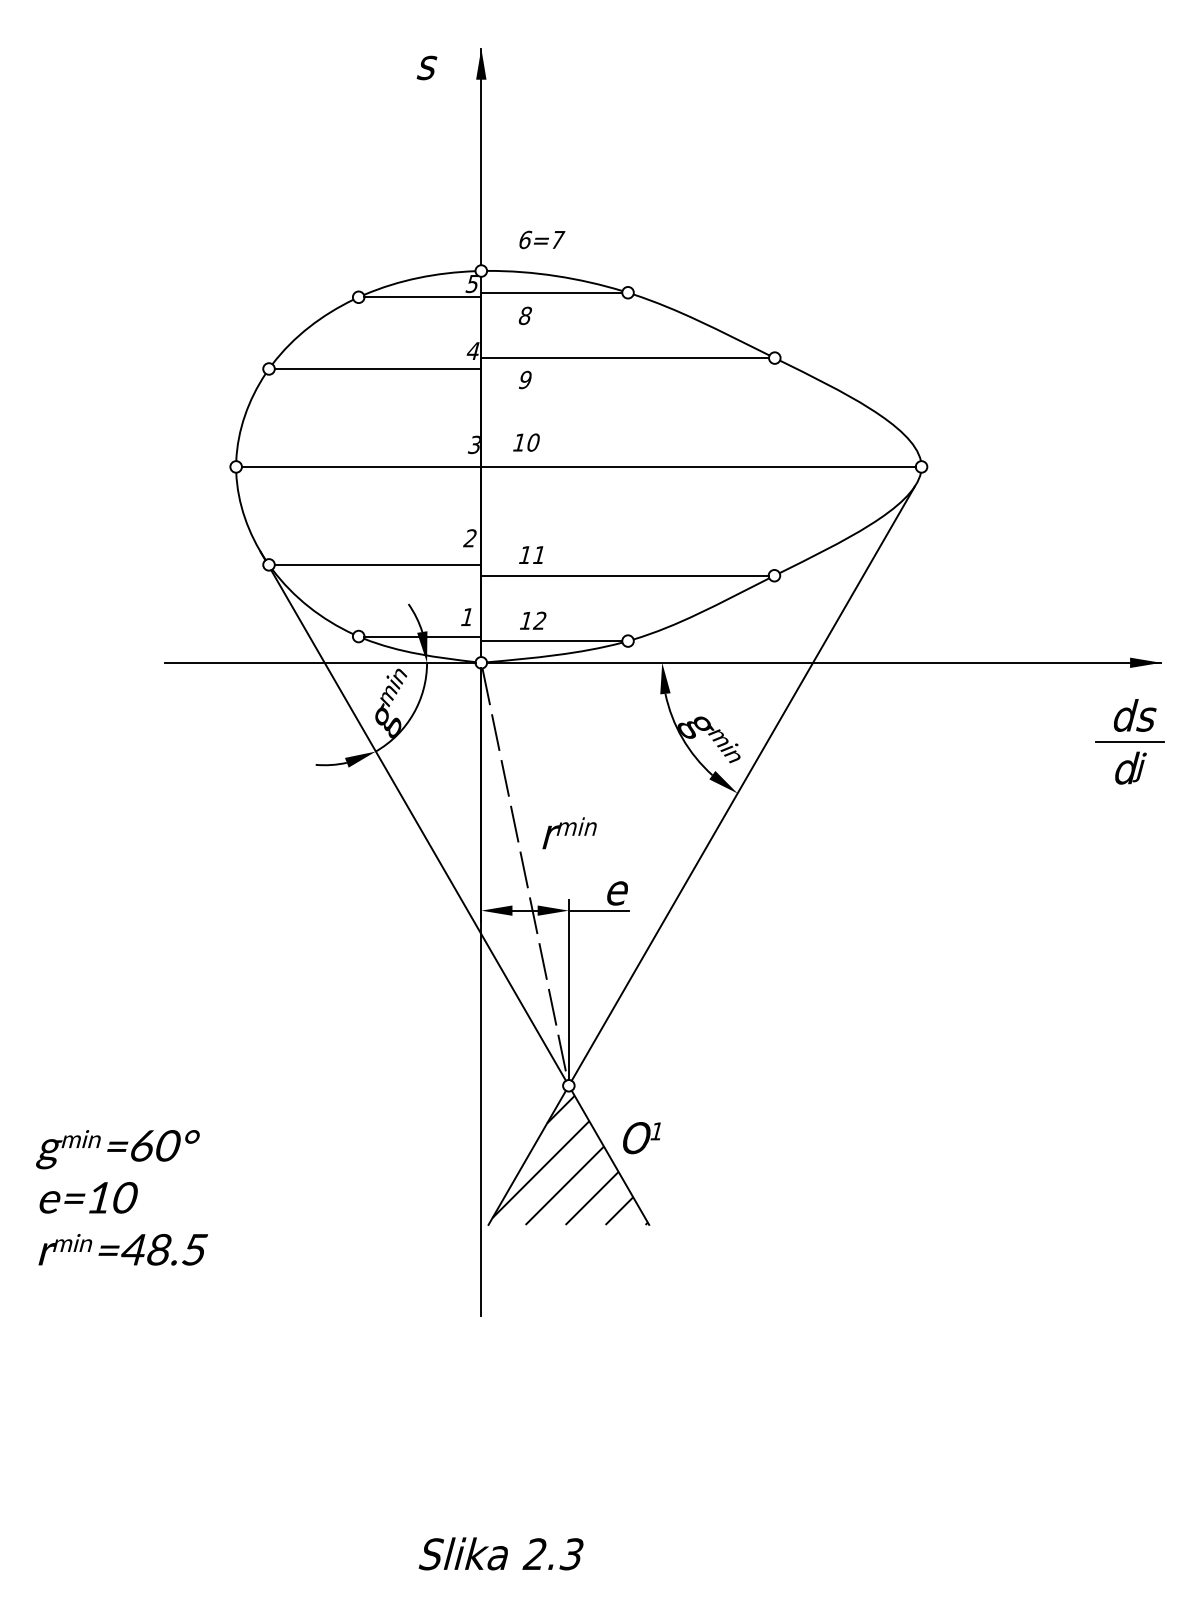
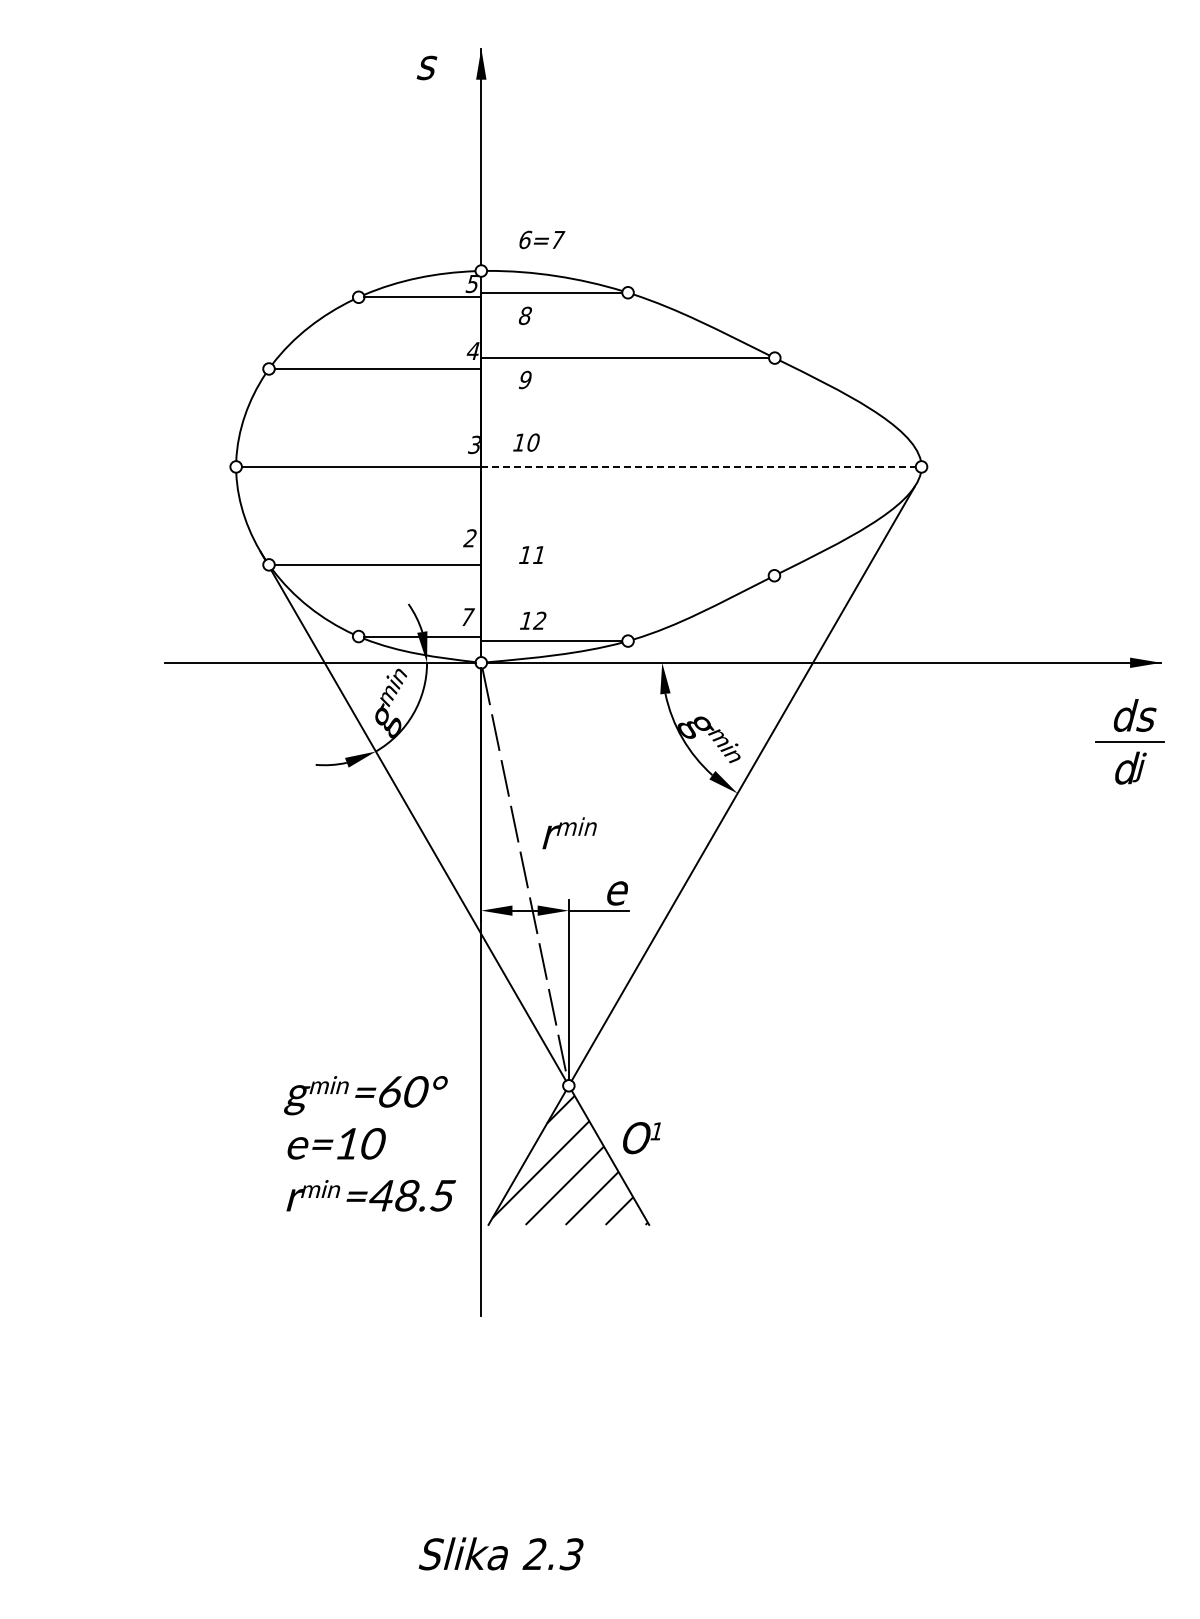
line: solid -> dashed (699, 466)
line: present -> none (624, 575)
text: 1 -> 7 (467, 616)
text position: (122, 1197) -> (370, 1143) (370, 1143)
